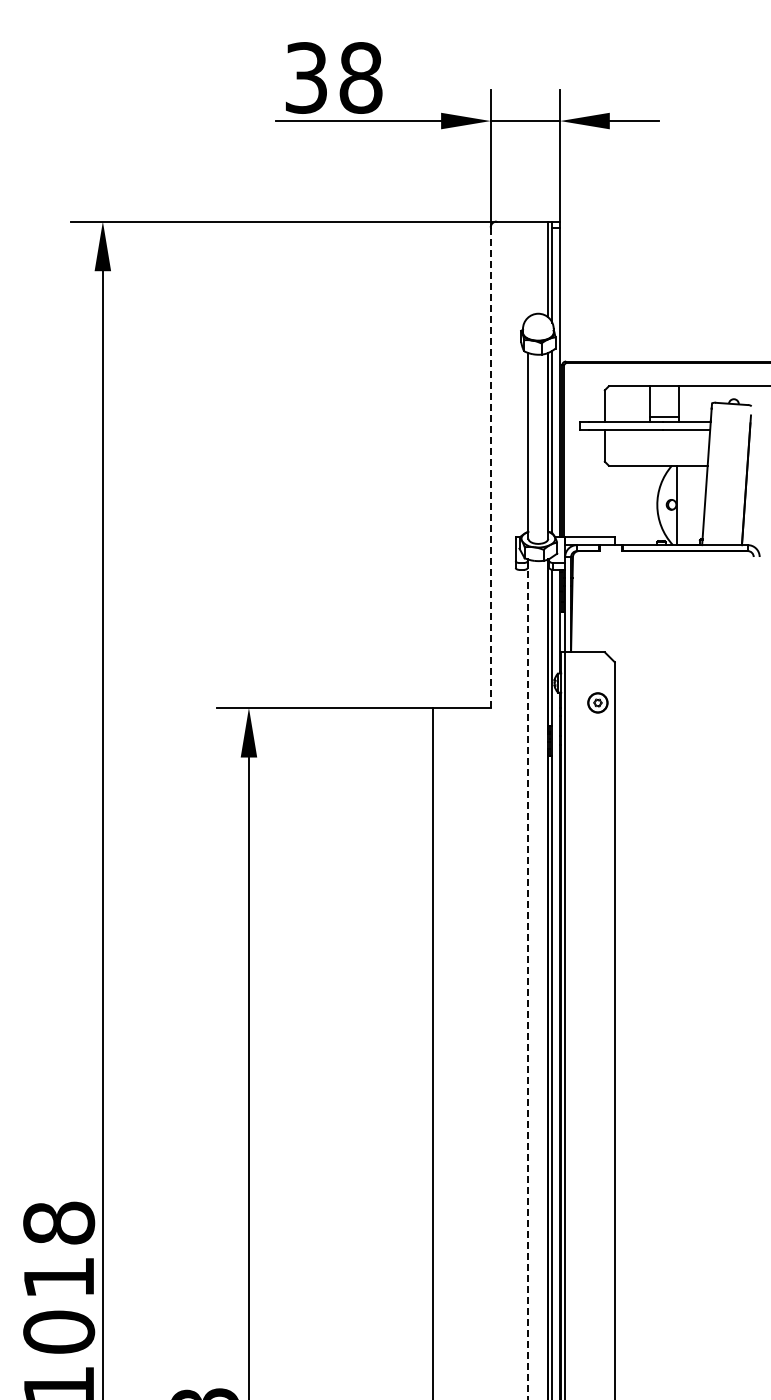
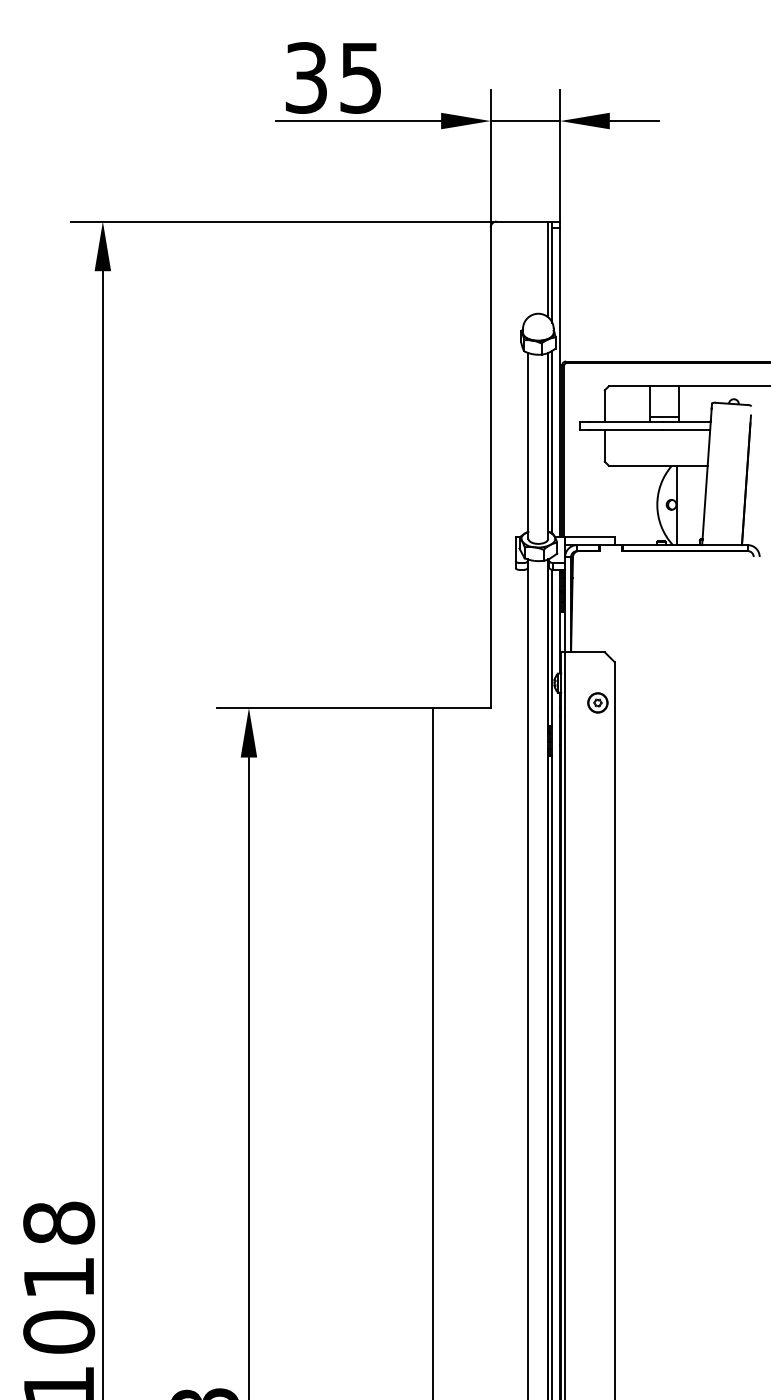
text: 38 -> 35 (360, 77)
line: dashed -> solid (490, 468)
line: dashed -> solid (528, 979)
